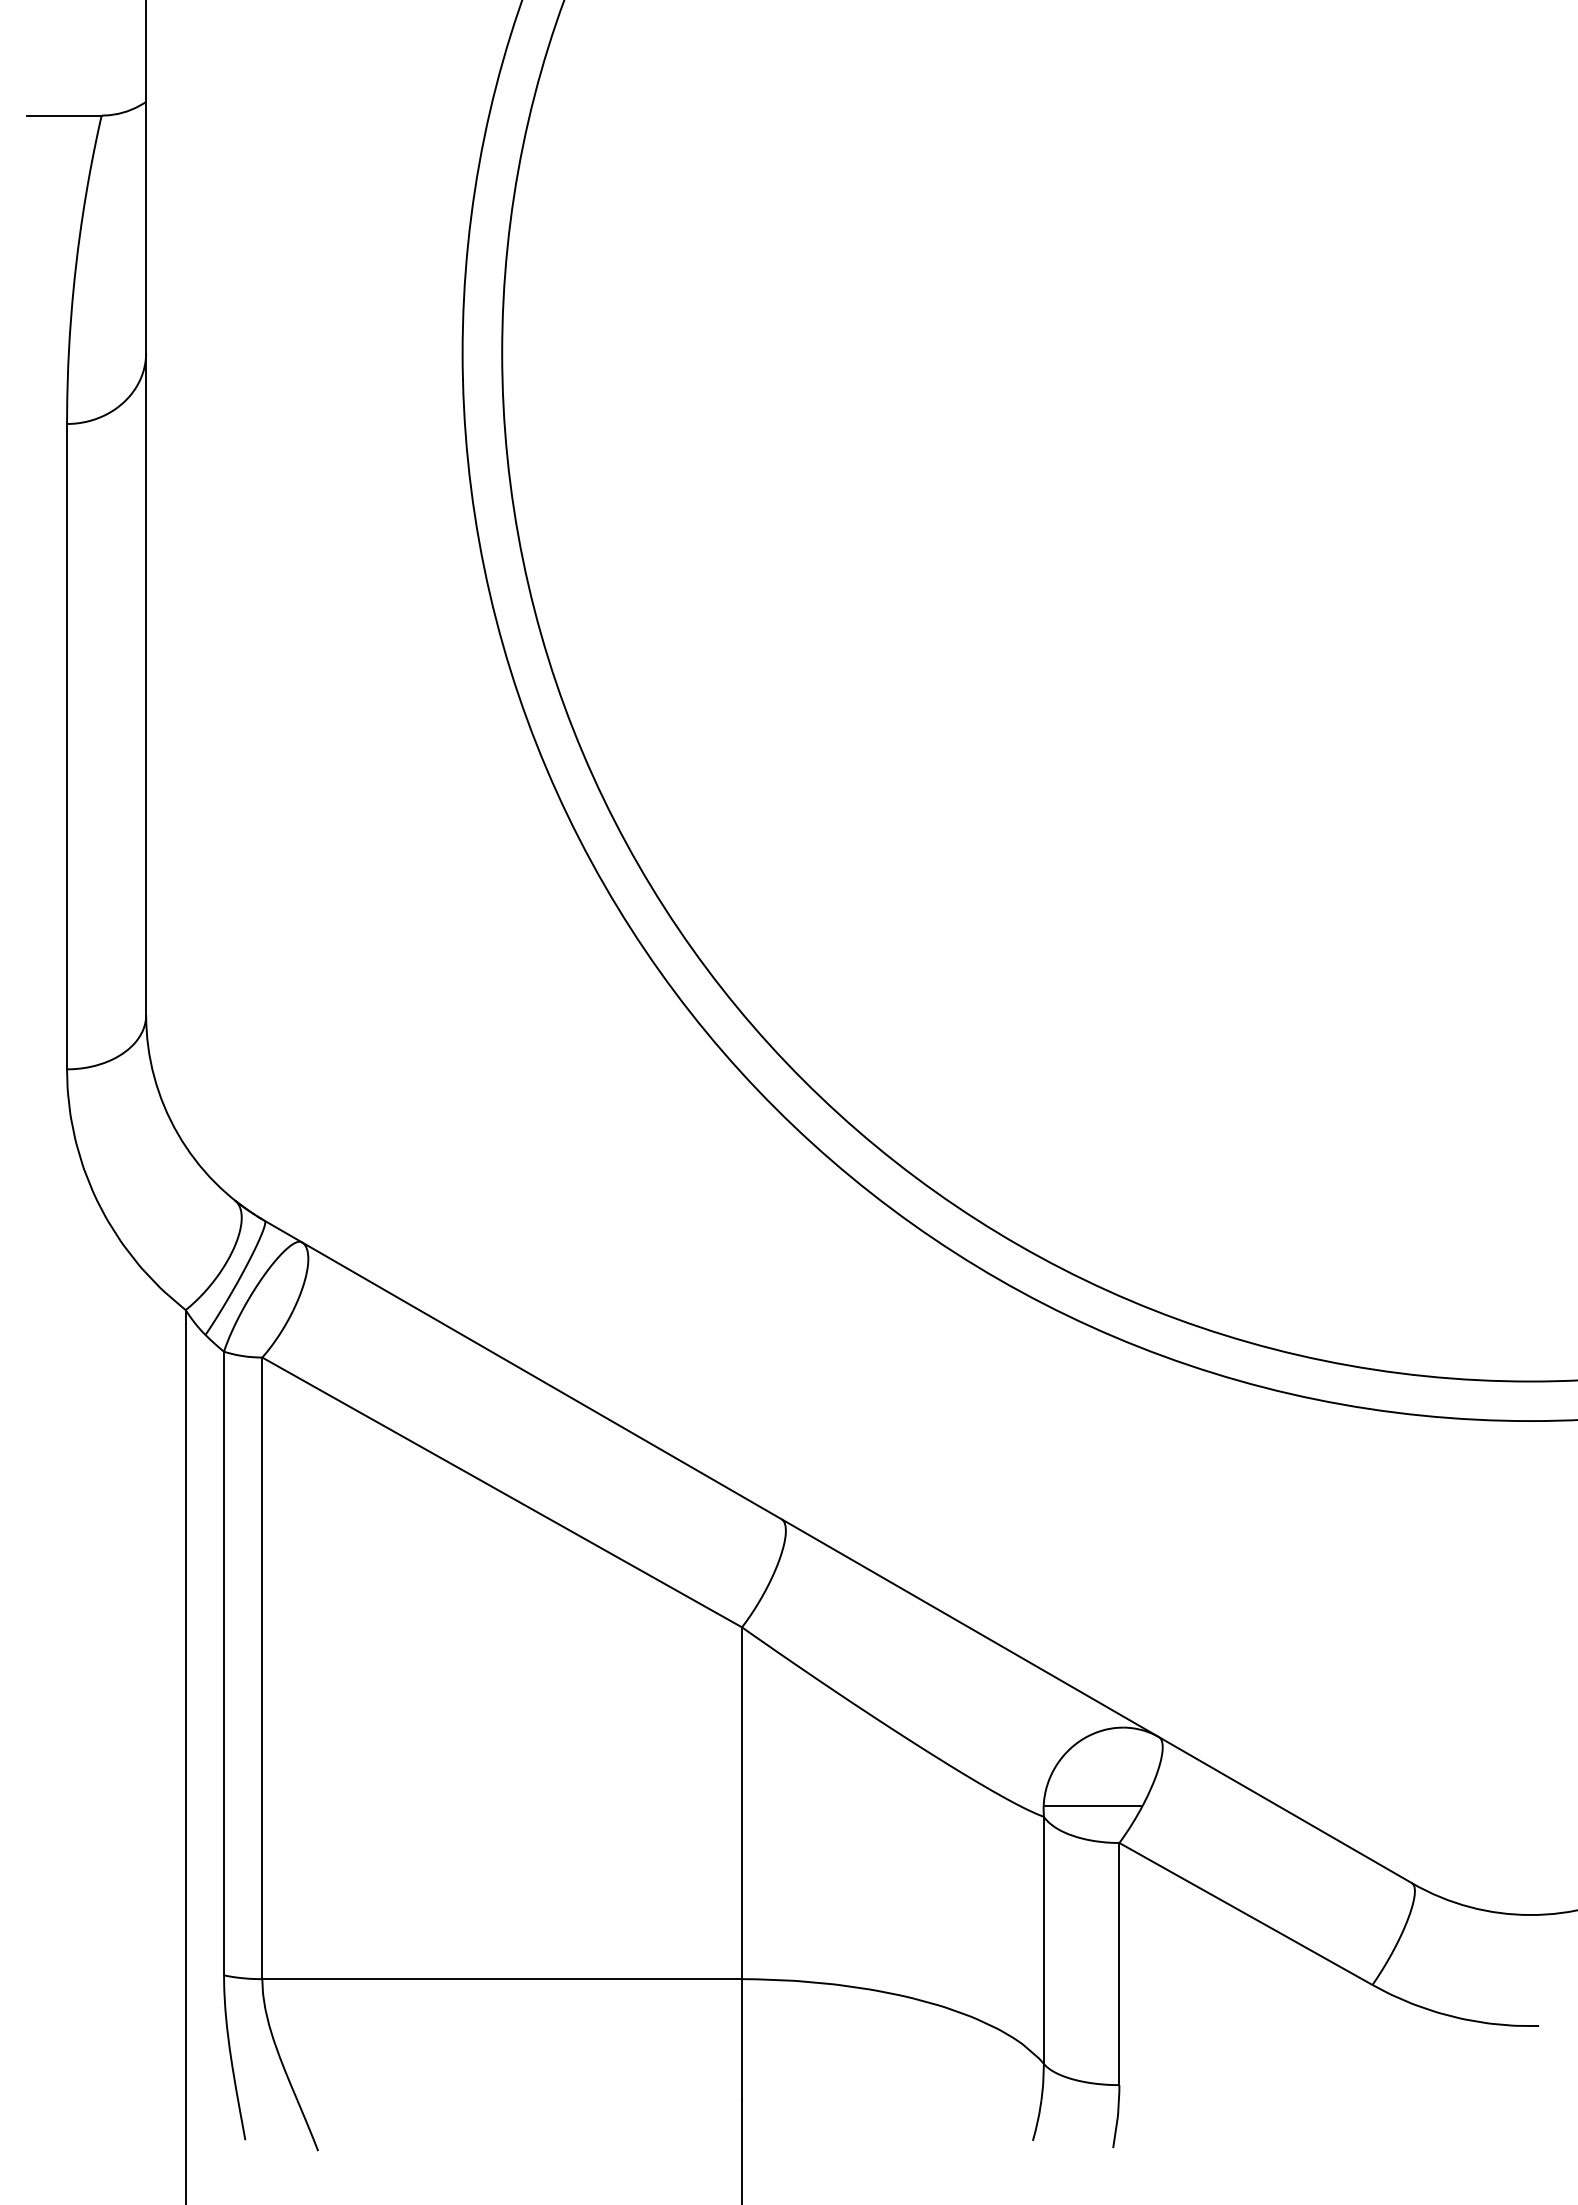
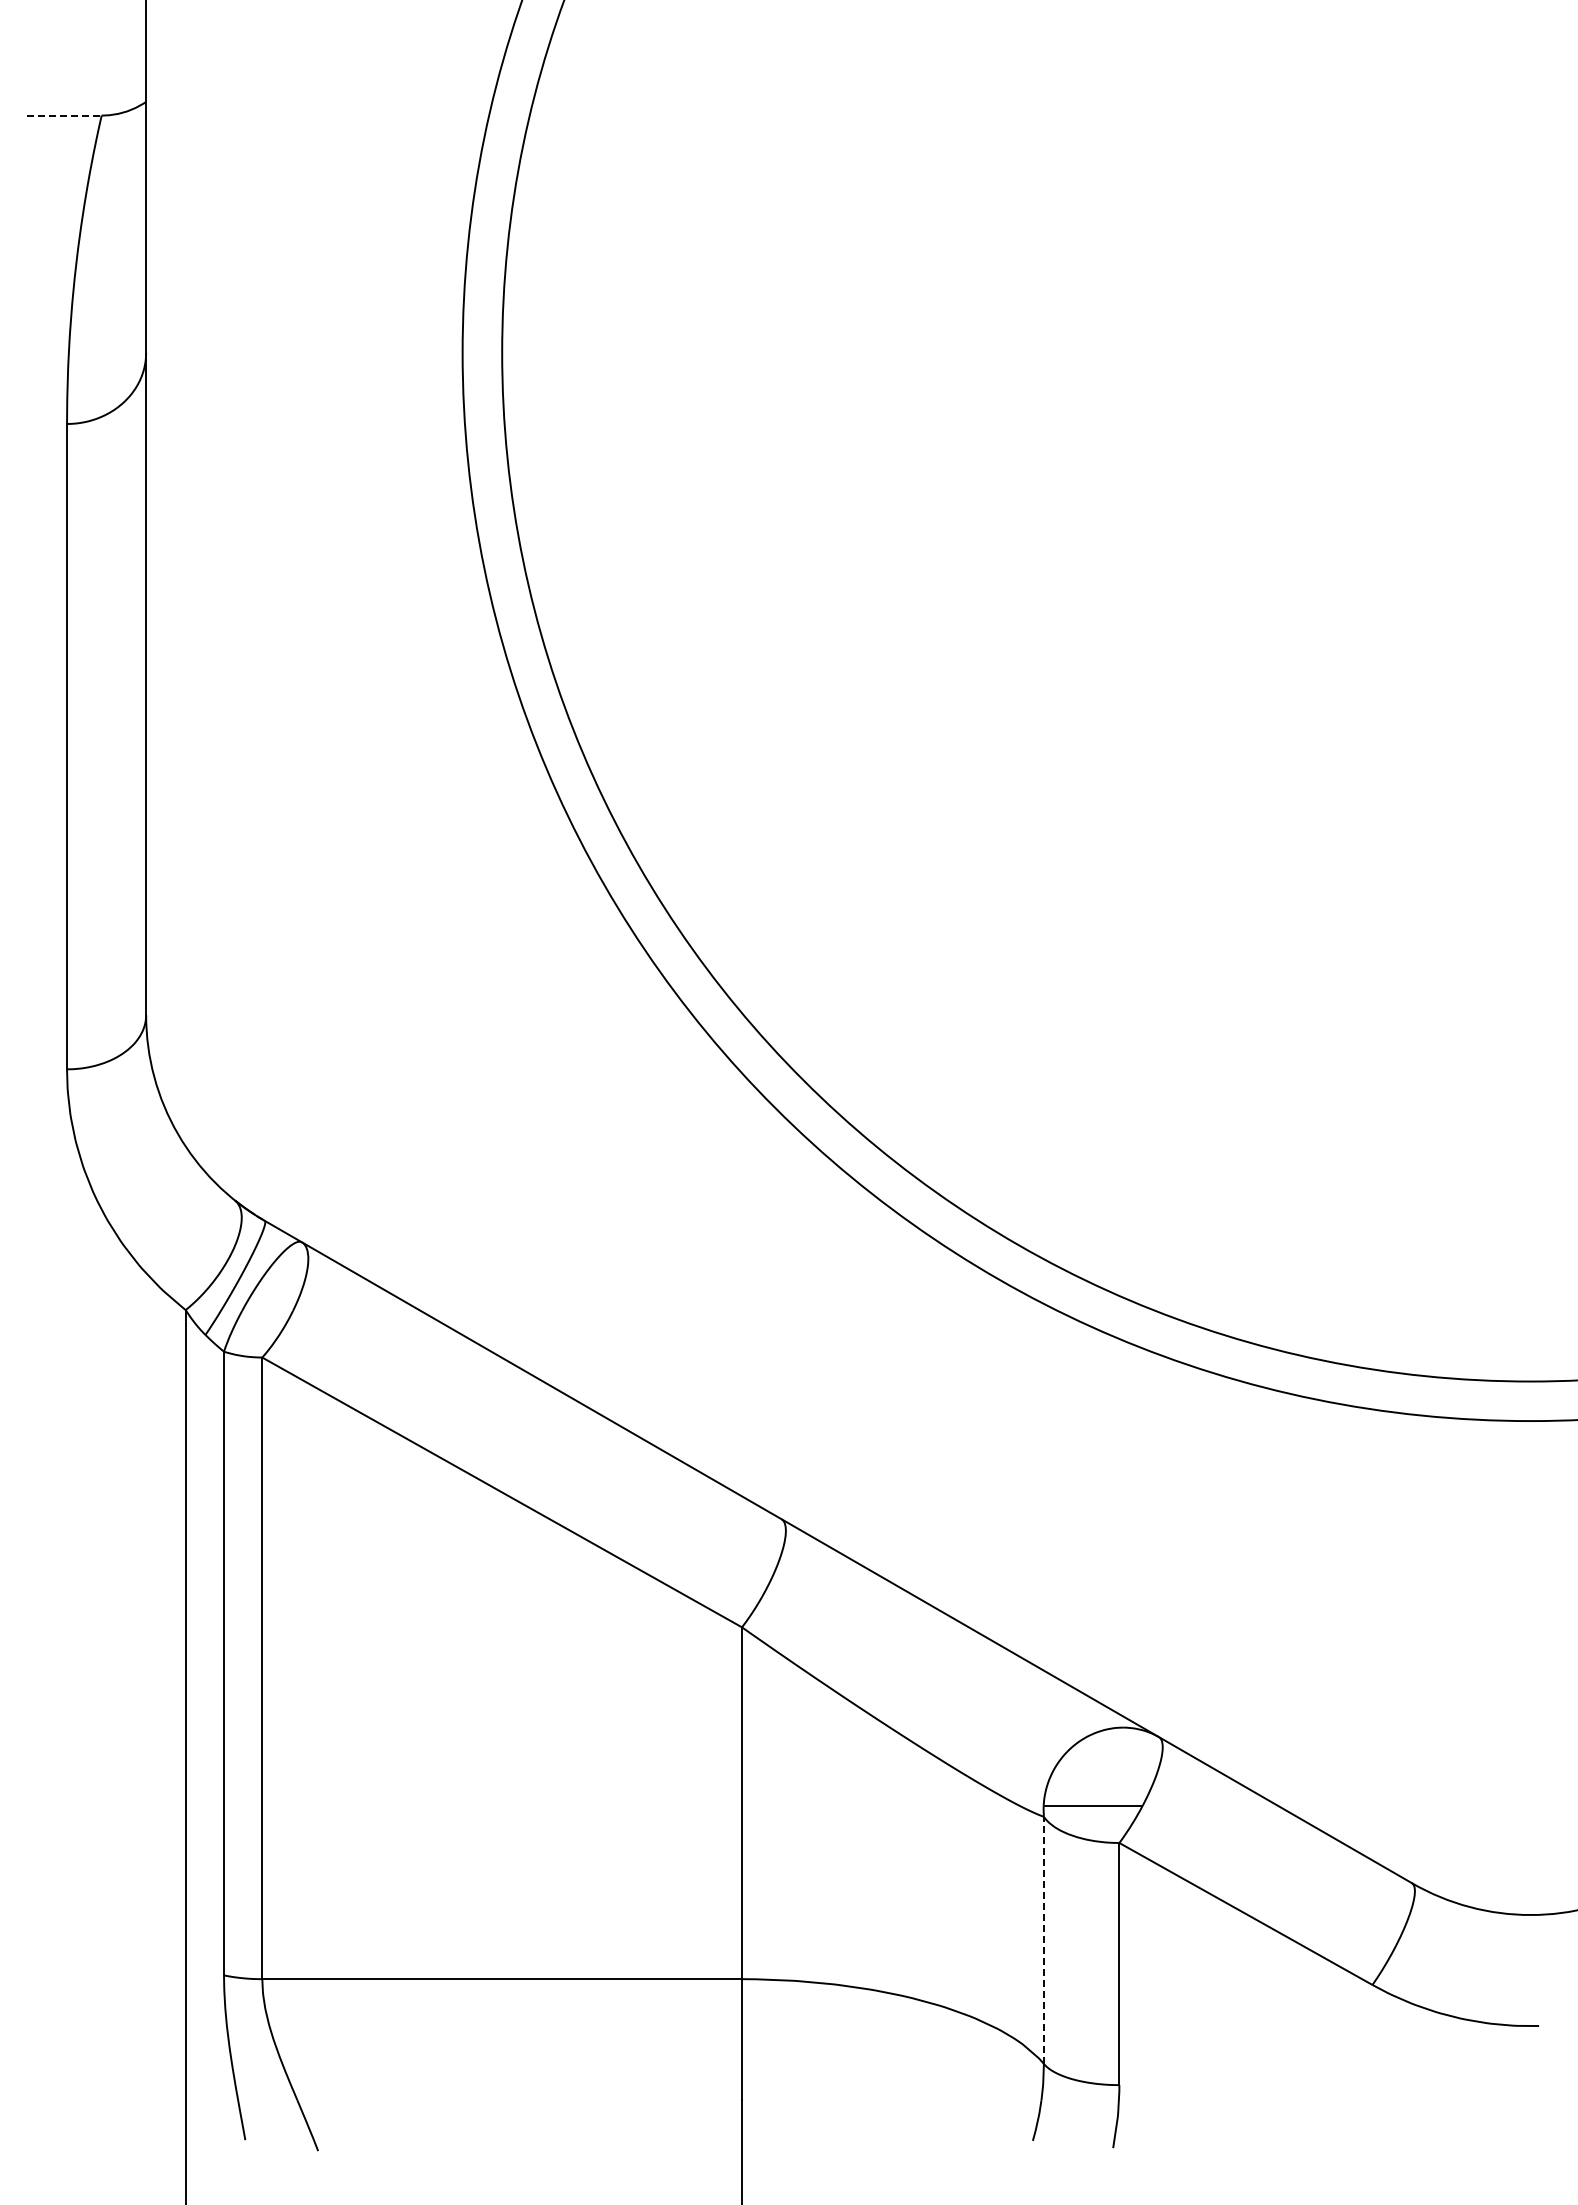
line: solid -> dashed (65, 115)
line: solid -> dashed (1043, 1940)
